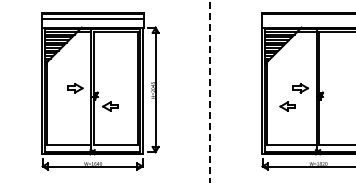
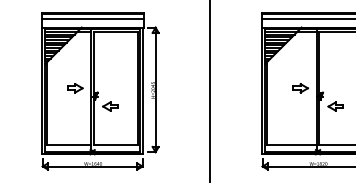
line: none -> present (306, 18)
line: dashed -> solid (210, 91)
part position: (287, 106) -> (335, 106) (335, 106)
